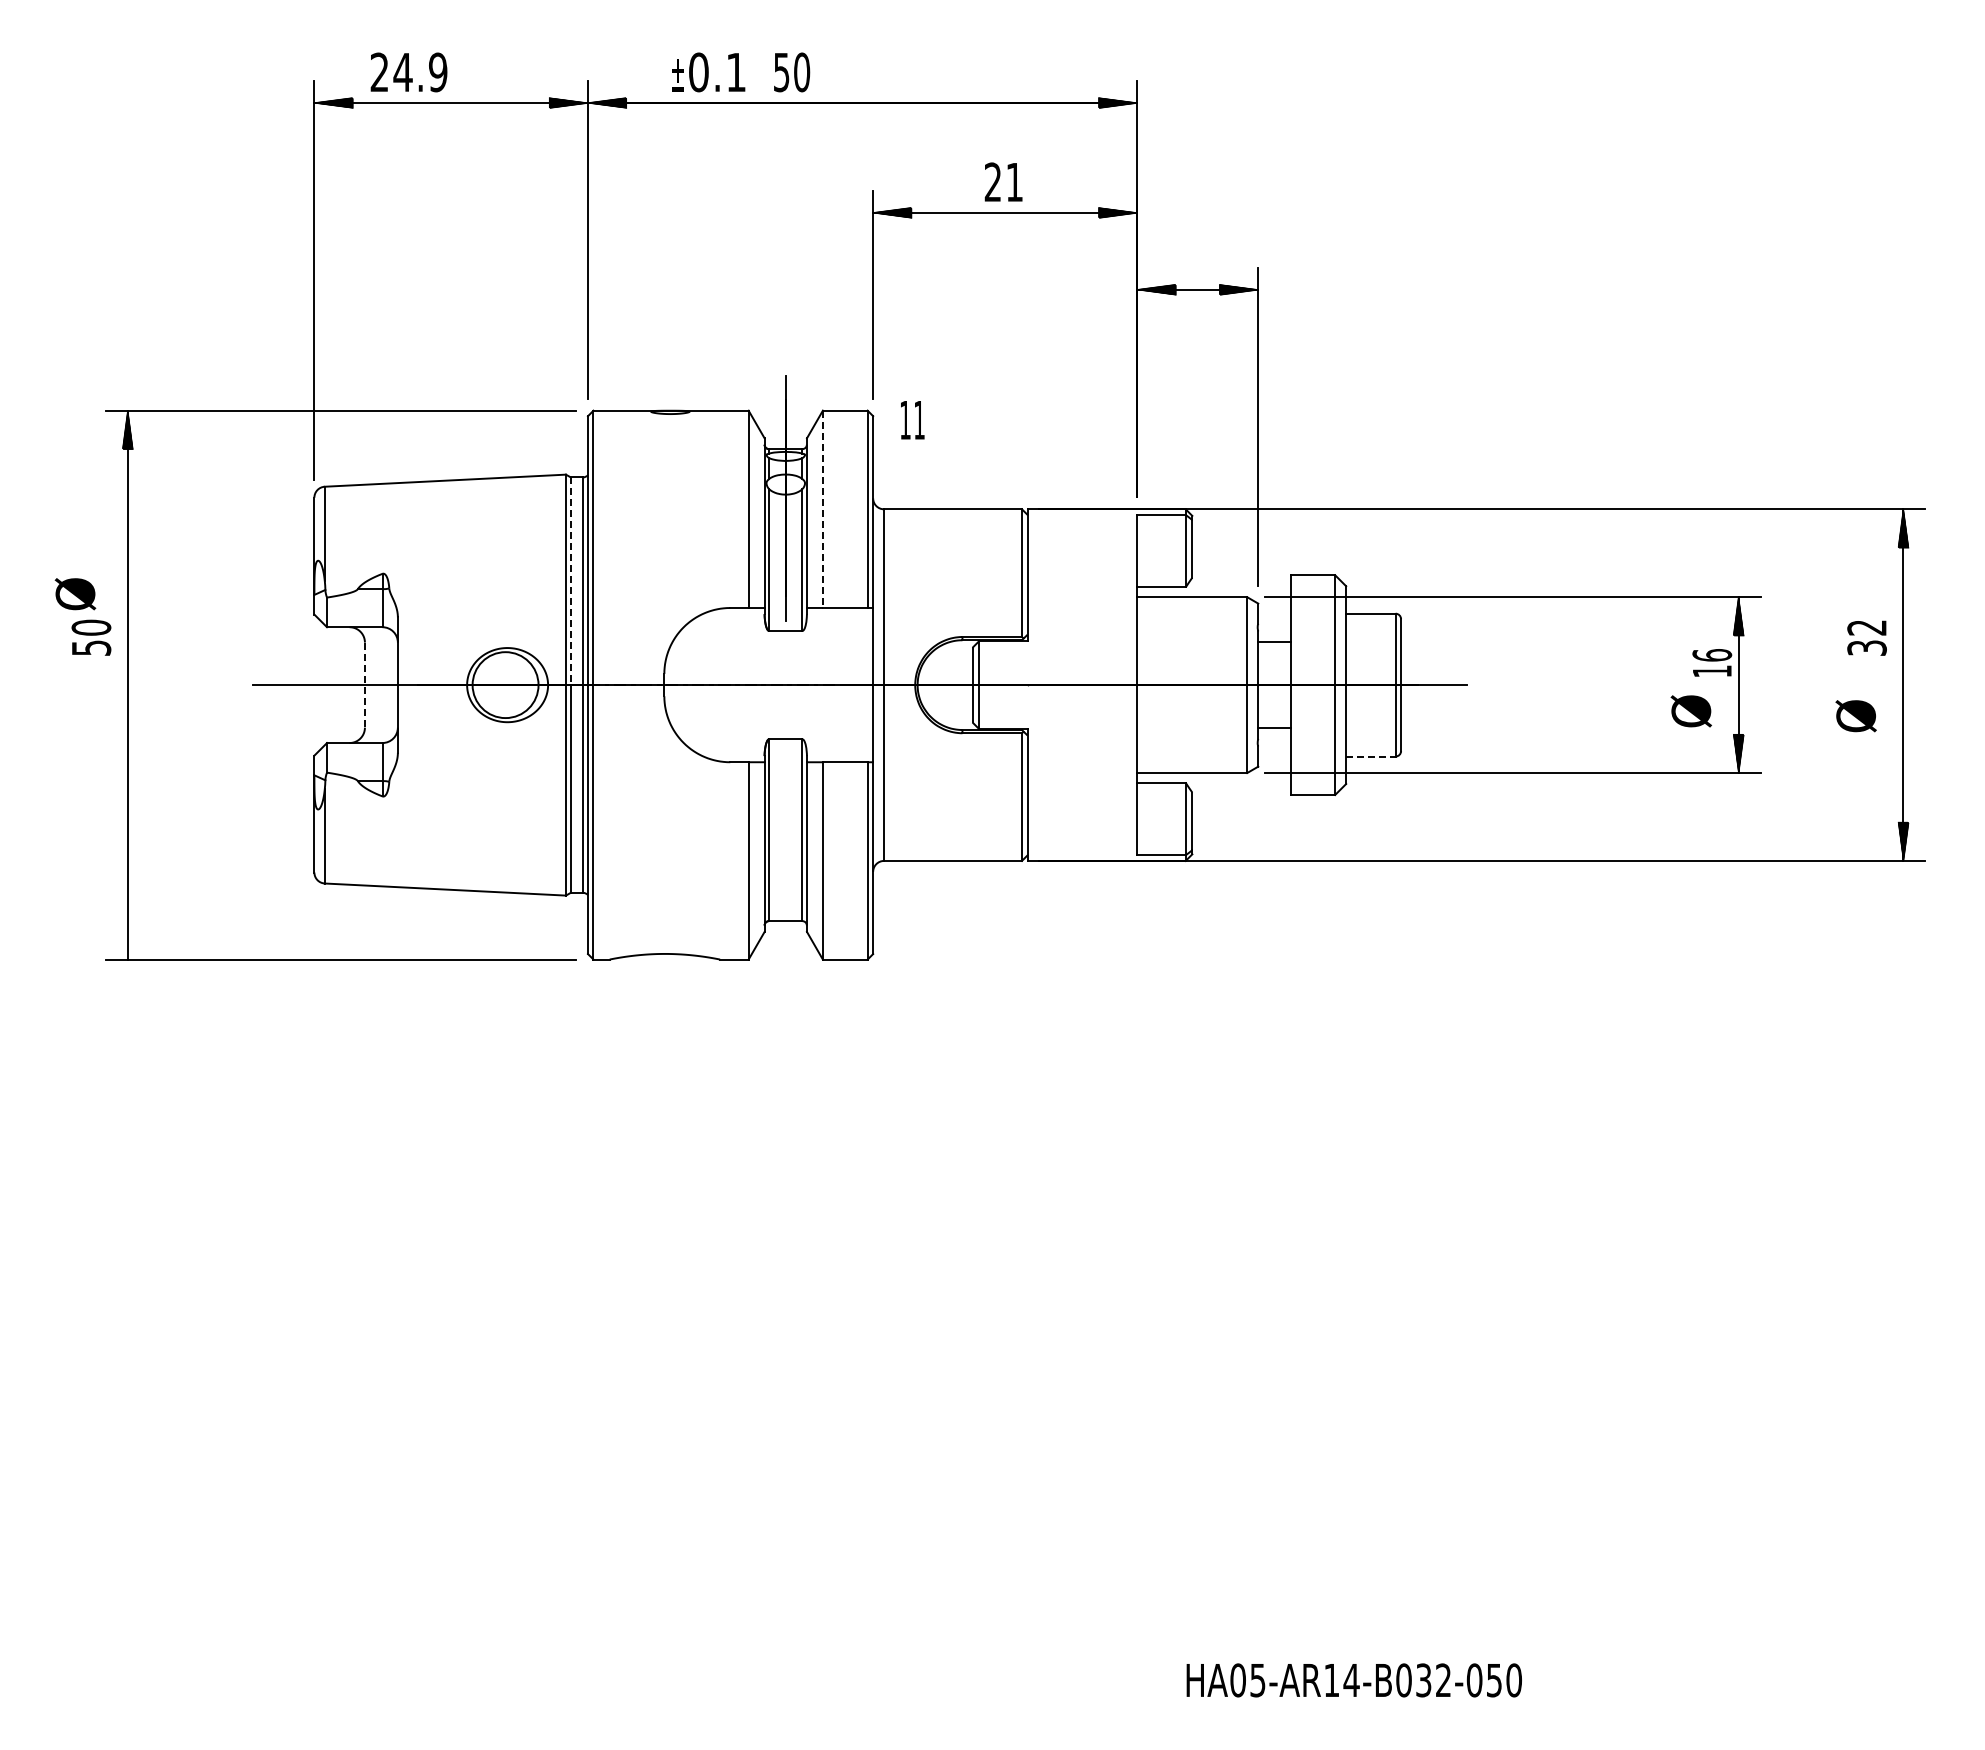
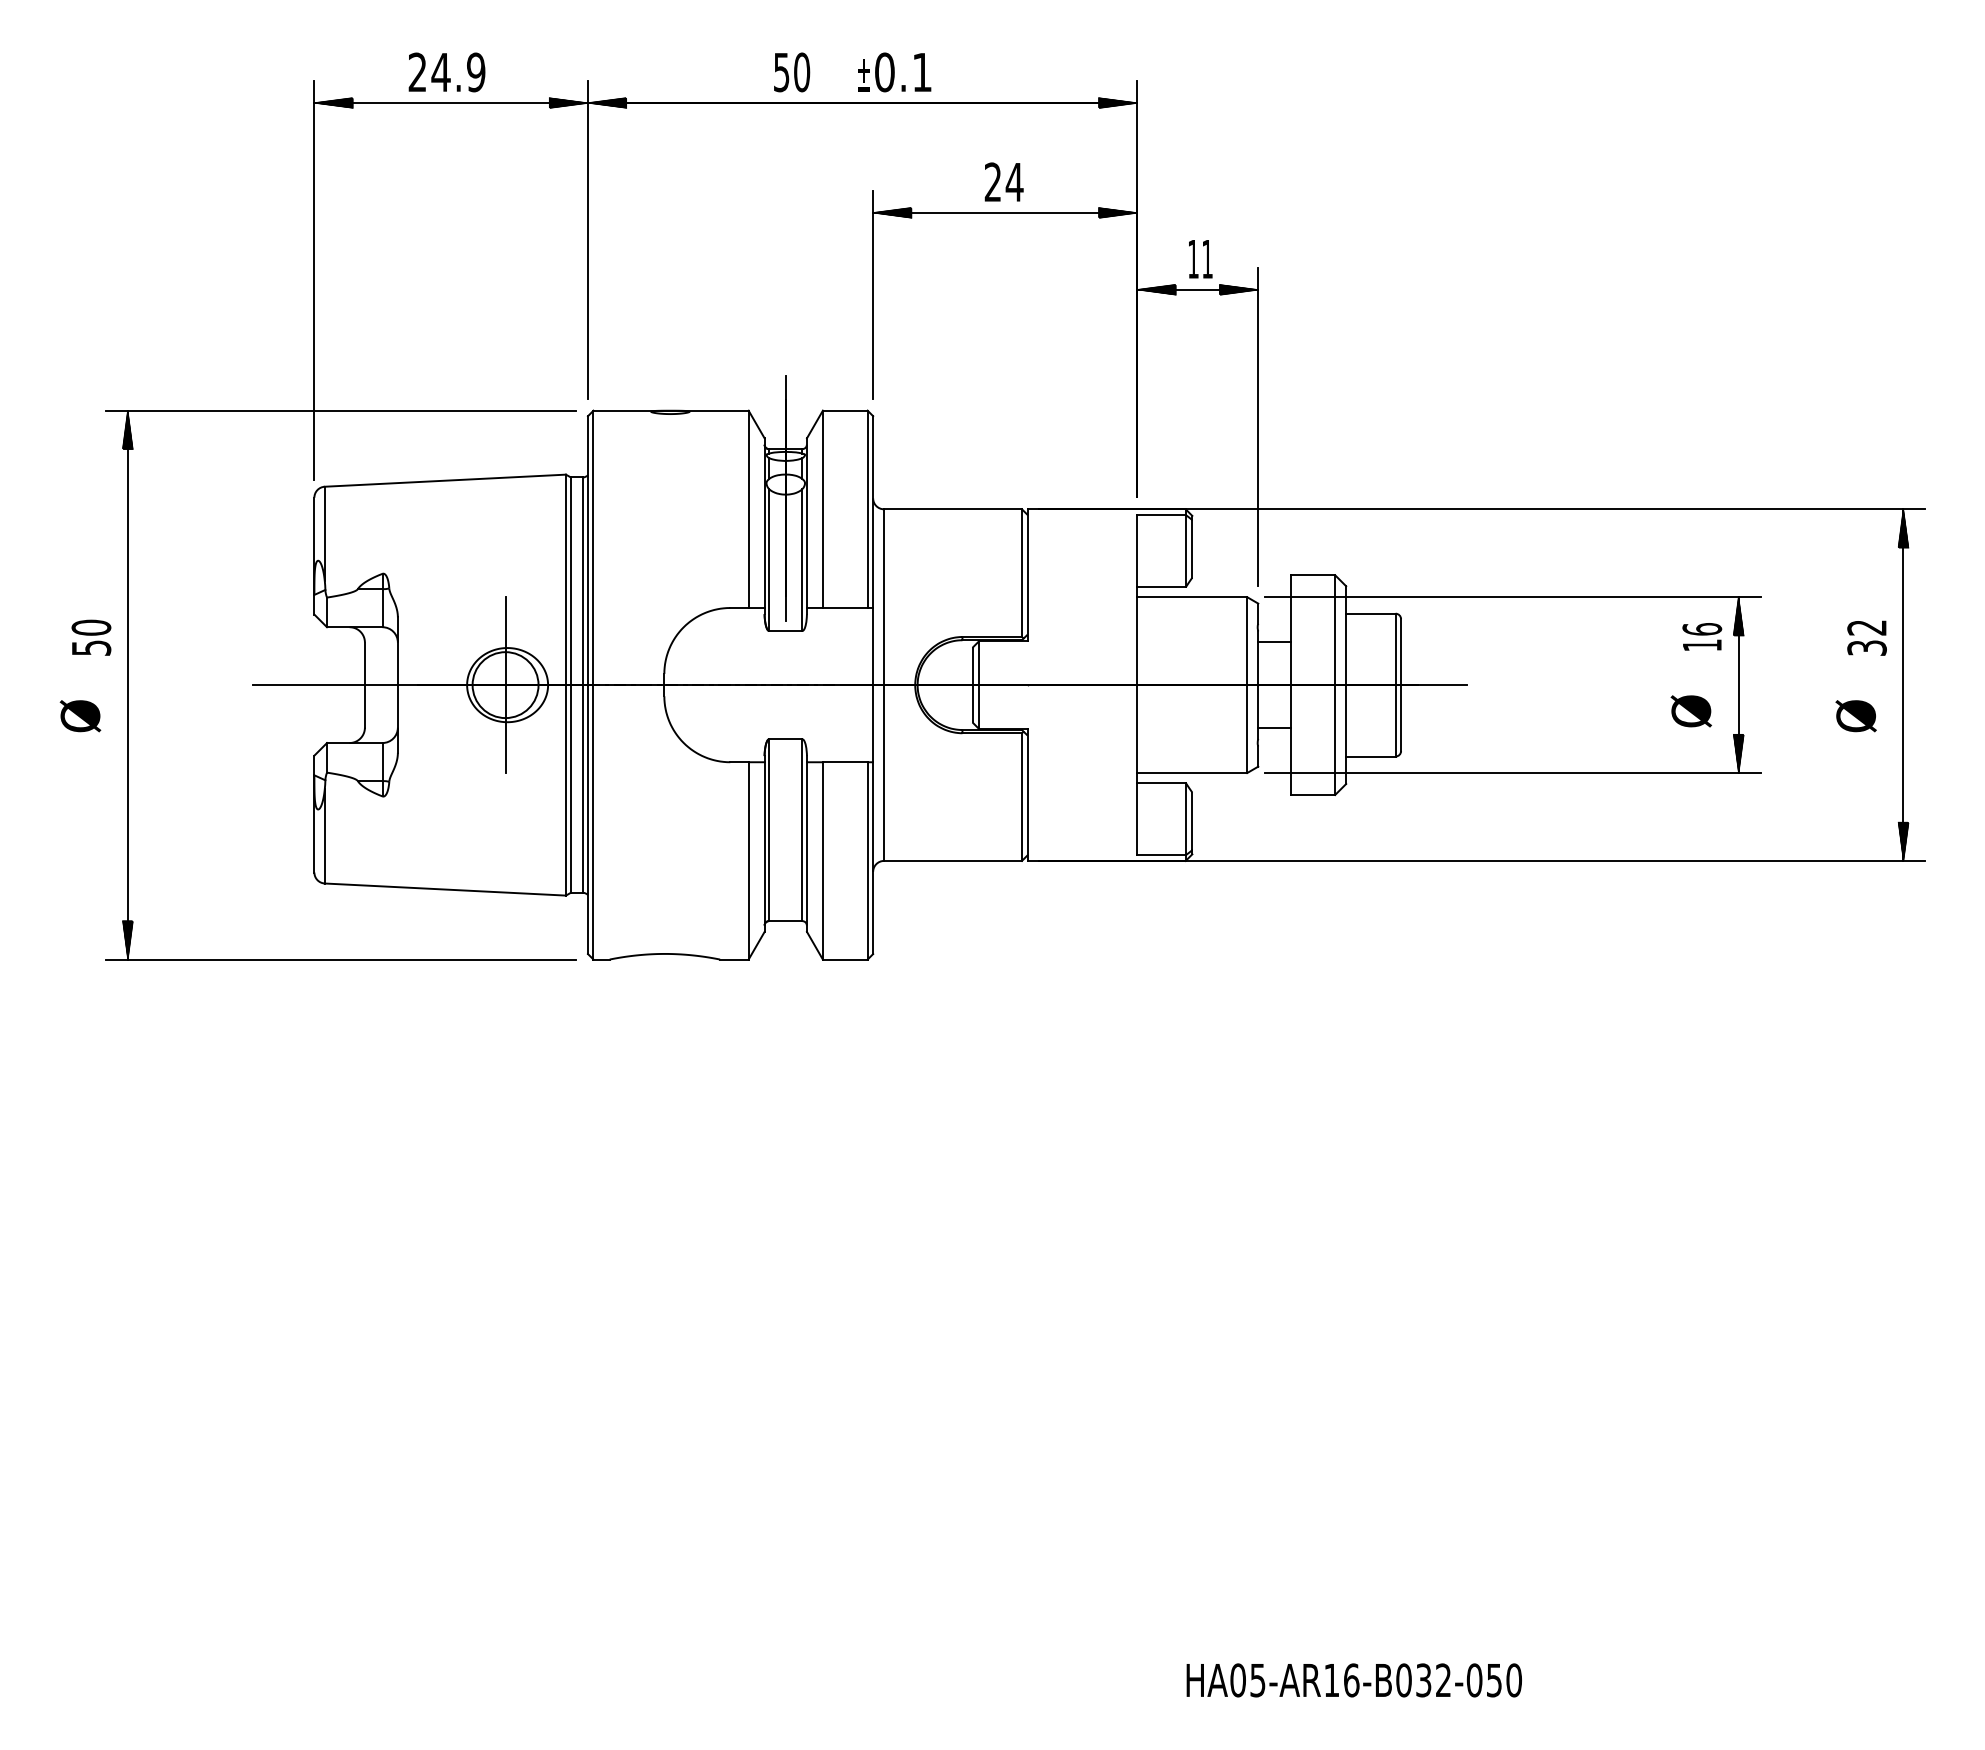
text position: (408, 72) -> (446, 72) (446, 72)
text position: (708, 72) -> (894, 72) (894, 72)
text: 21 -> 24 (1014, 182)
text position: (912, 420) -> (1200, 259) (1200, 259)
line: dashed -> solid (822, 509)
line: dashed -> solid (570, 581)
text position: (75, 594) -> (80, 716) (80, 716)
text position: (1712, 662) -> (1702, 636) (1702, 636)
line: dashed -> solid (364, 685)
line: none -> present (505, 685)
line: dashed -> solid (1370, 756)
hatch: none -> present (127, 940)
text: HA05-AR14-B032-050 -> HA05-AR16-B032-050 (1351, 1680)
